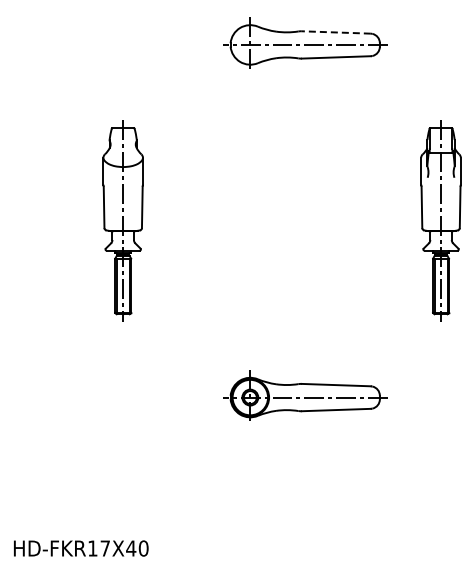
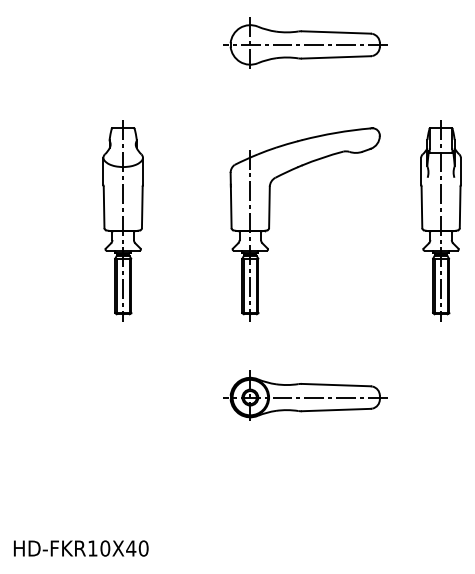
line: dashed -> solid (336, 32)
part: none -> present (270, 224)
text: HD-FKR17X40 -> HD-FKR10X40 (105, 548)
